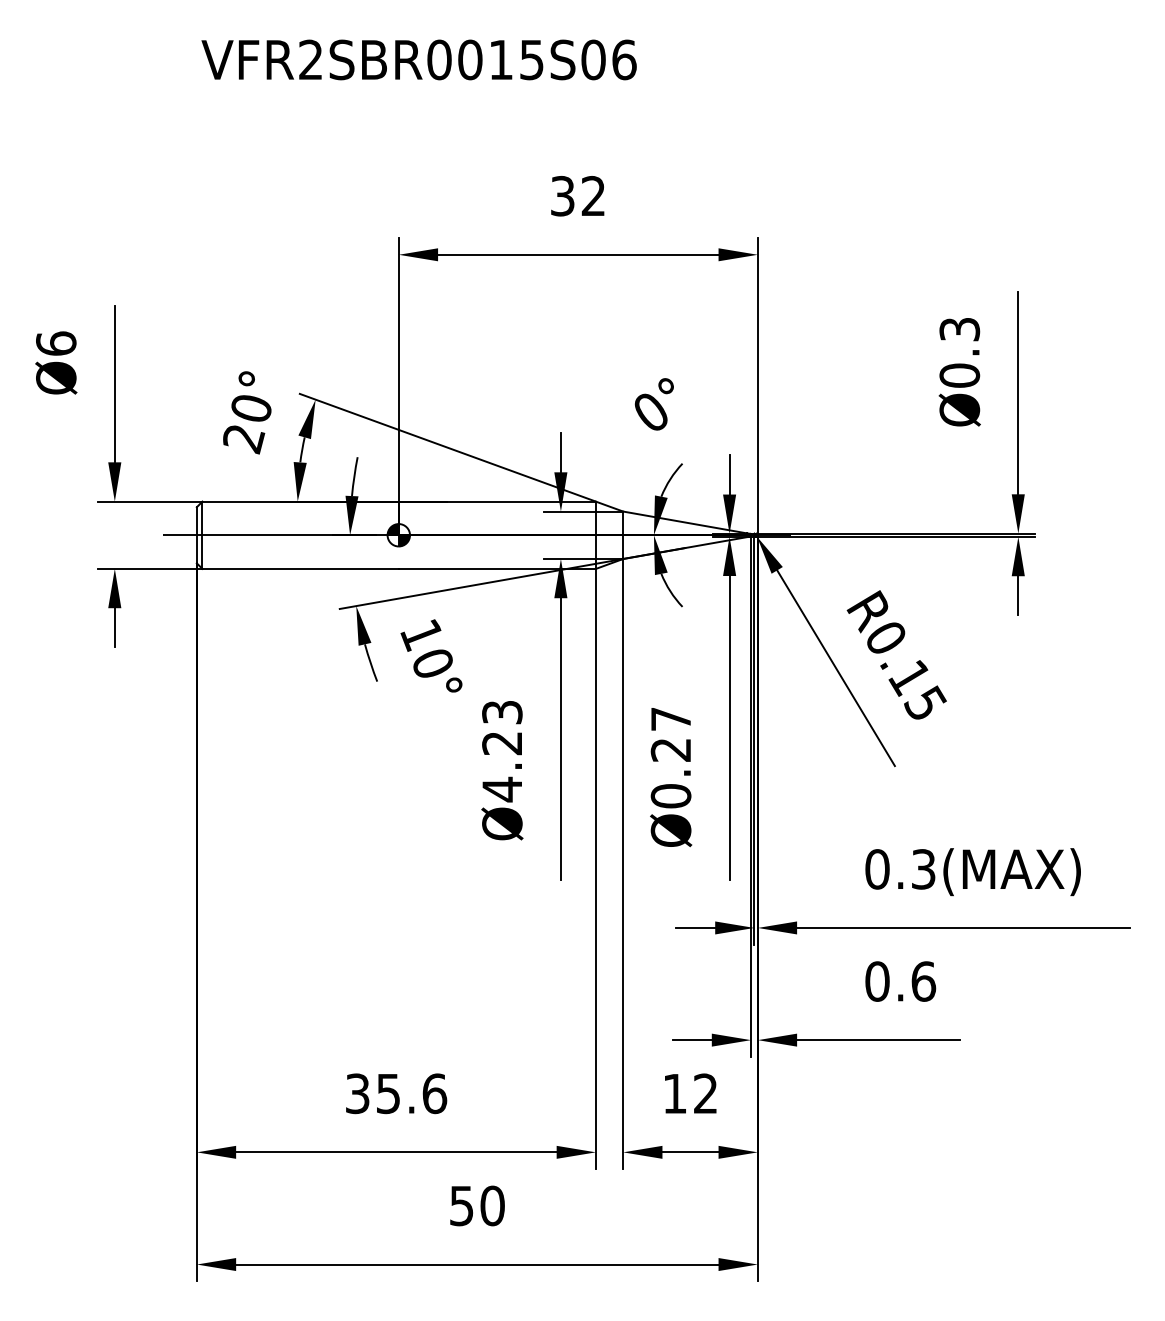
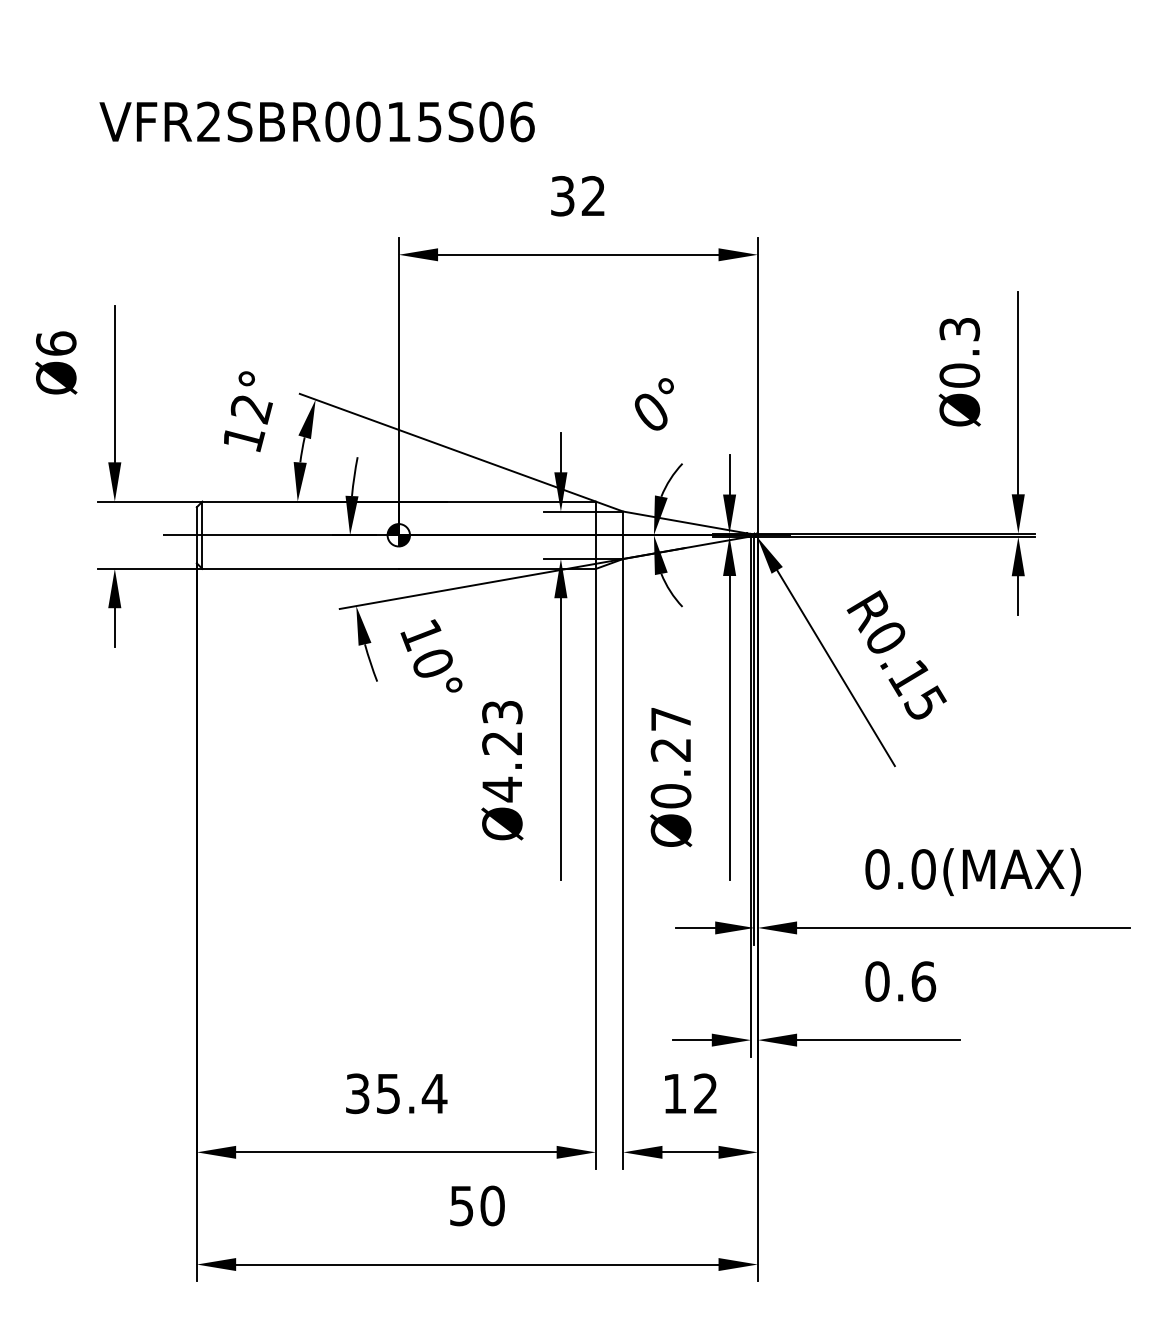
text position: (418, 59) -> (316, 121) (316, 121)
text: 20° -> 12° (247, 424)
text: 0.3(MAX) -> 0.0(MAX) (923, 869)
text: 35.6 -> 35.4 (434, 1093)
